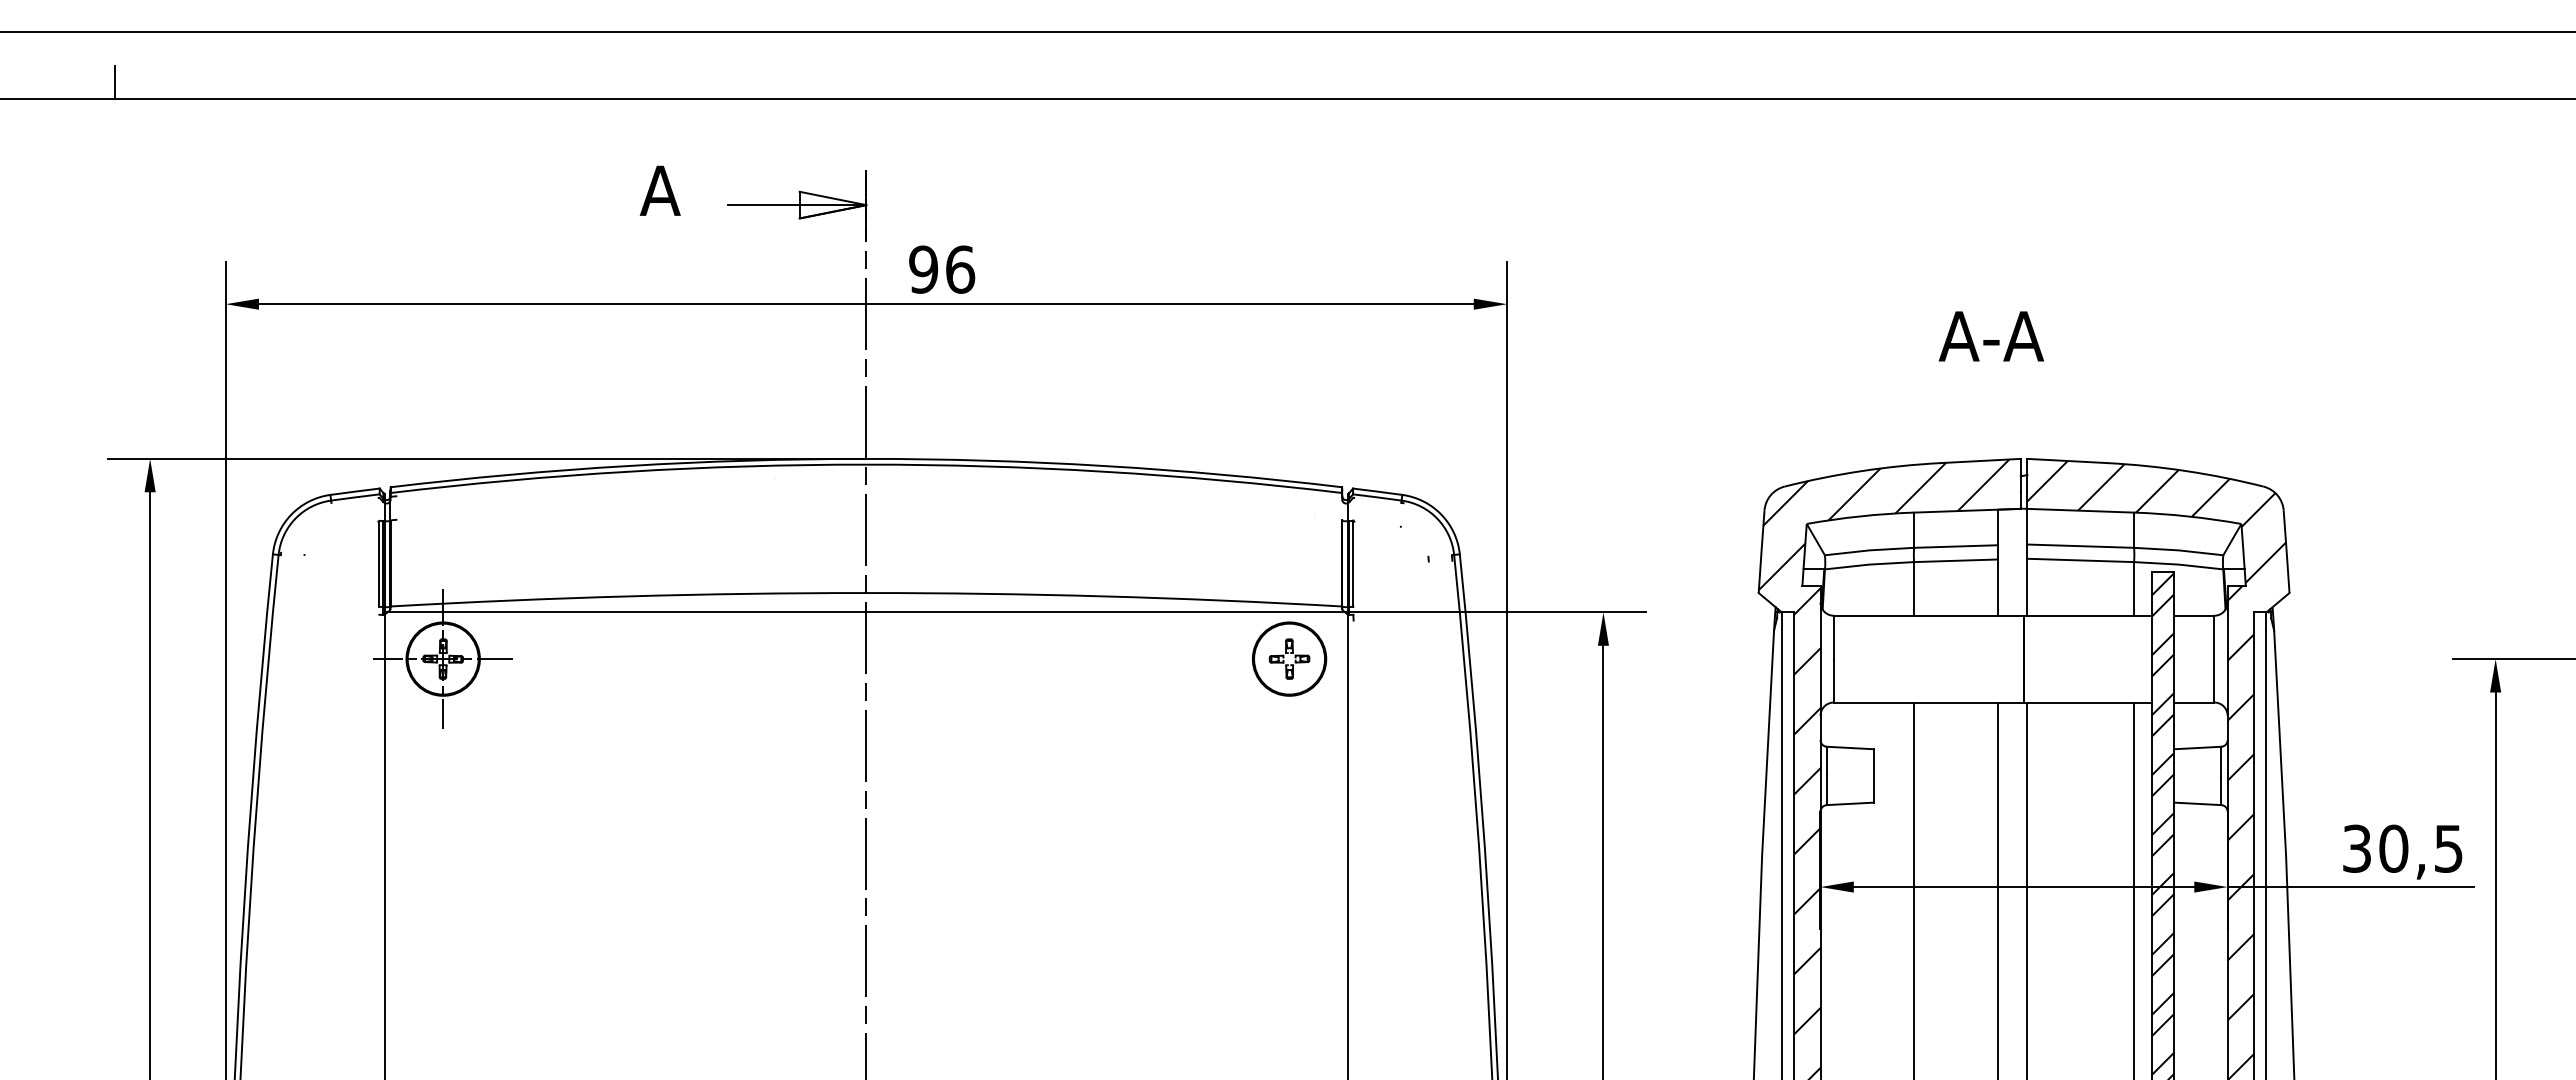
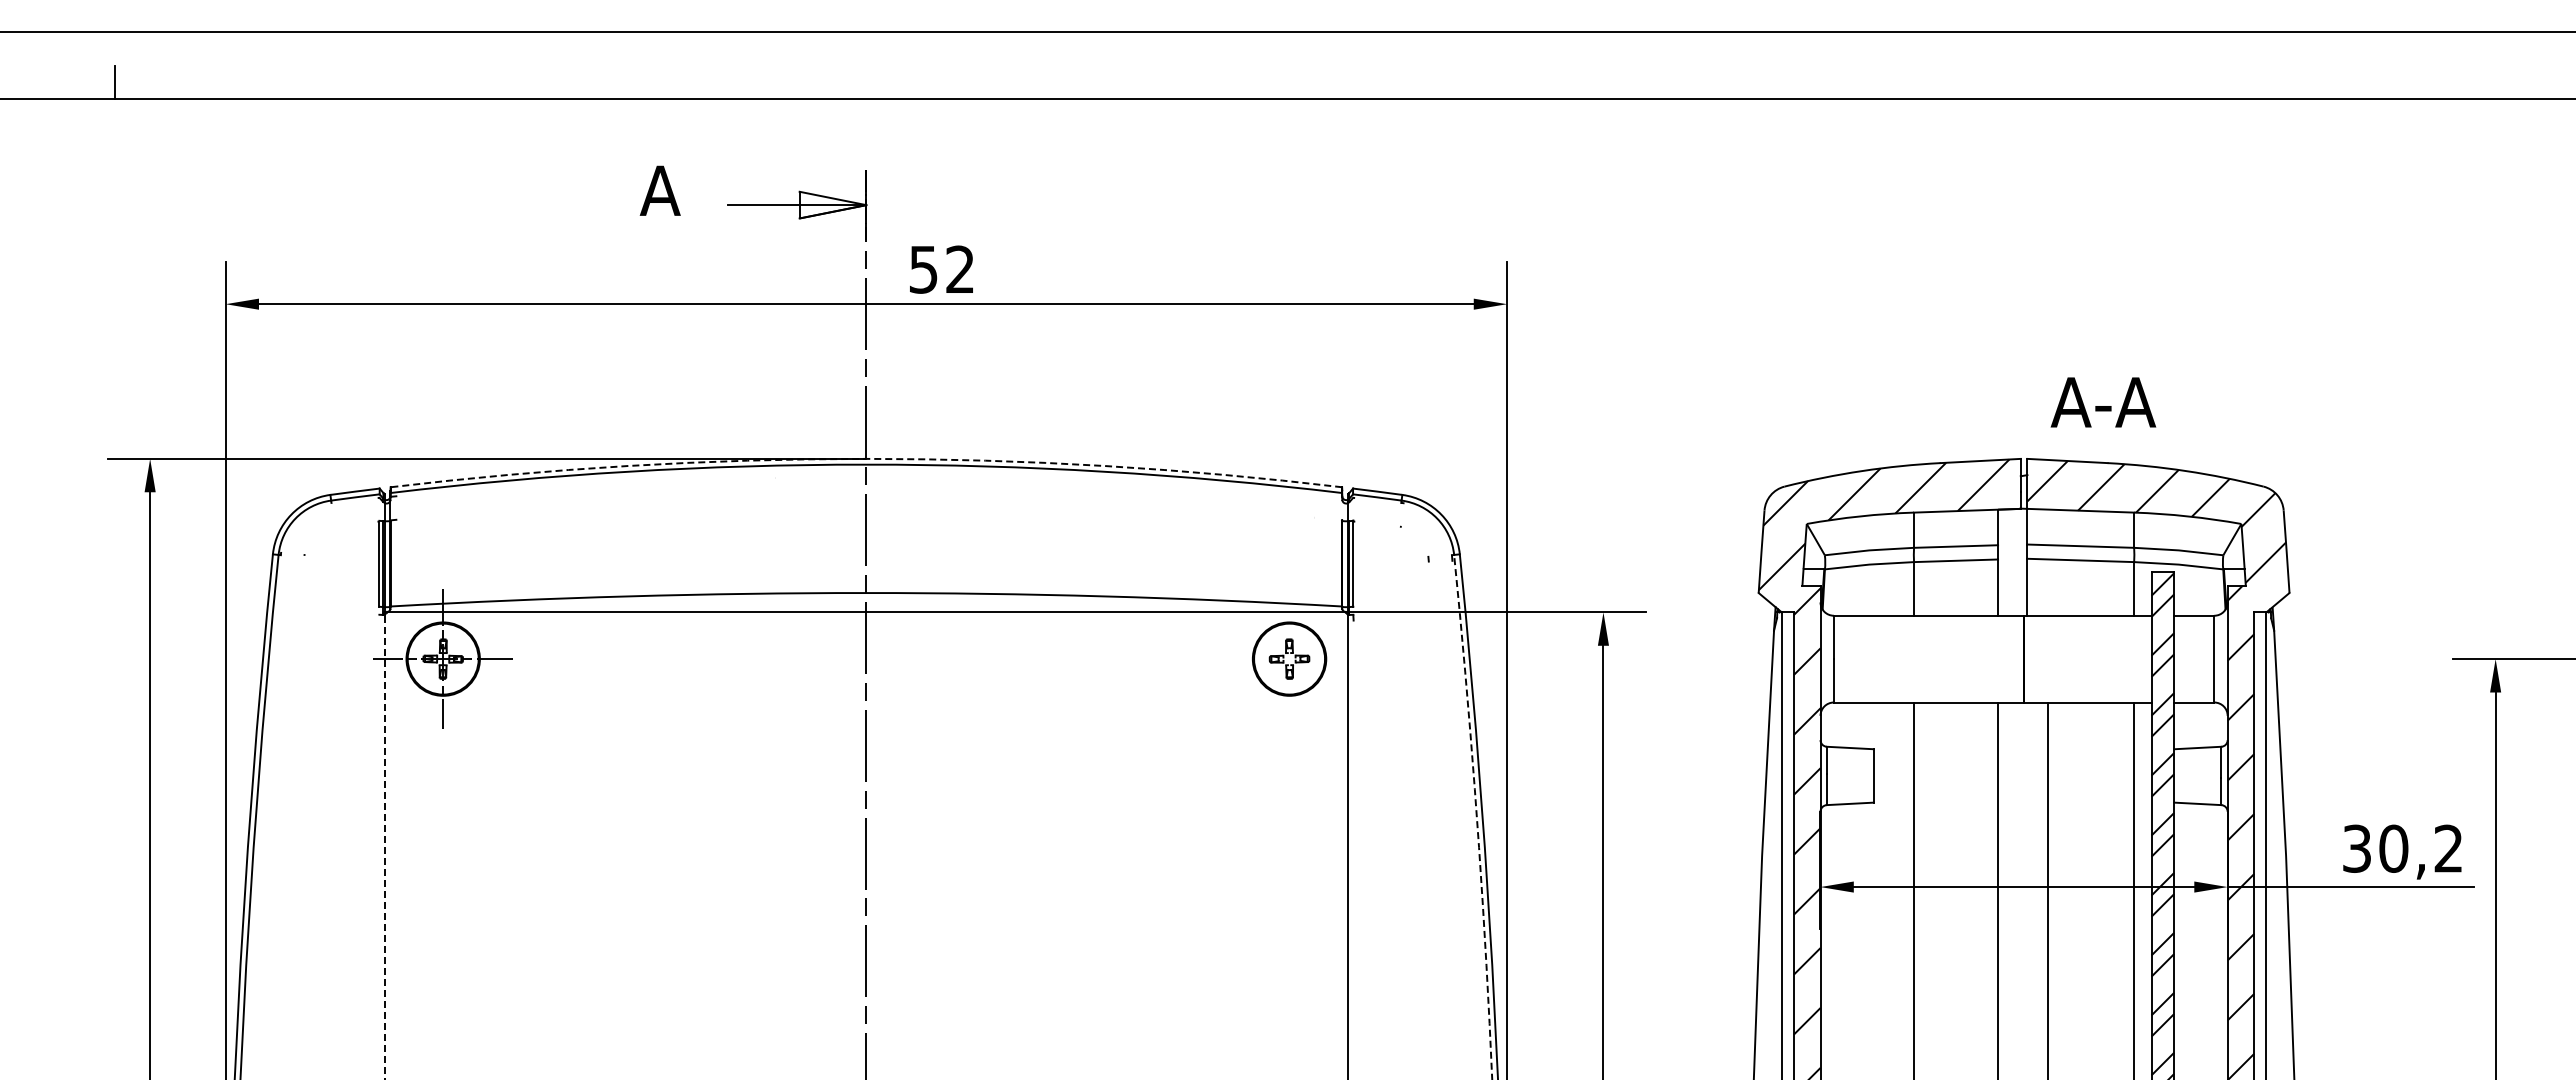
text: 96 -> 52 (942, 269)
text position: (1991, 336) -> (2103, 402) (2103, 402)
arc: solid -> dashed (866, 458)
arc: solid -> dashed (1476, 817)
line: solid -> dashed (385, 847)
text: 30,5 -> 30,2 (2448, 848)
line position: (2027, 889) -> (2048, 889) (2048, 889)
